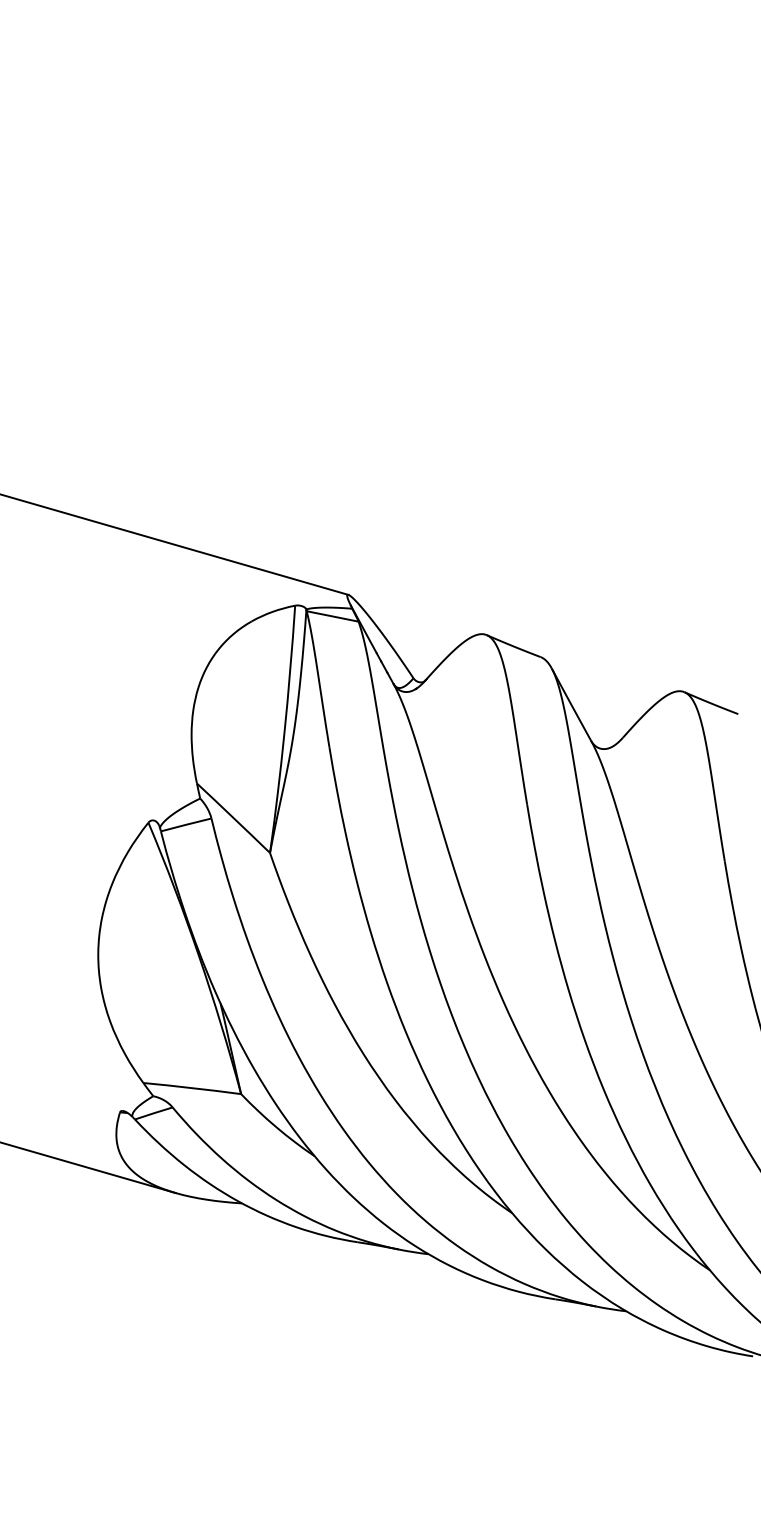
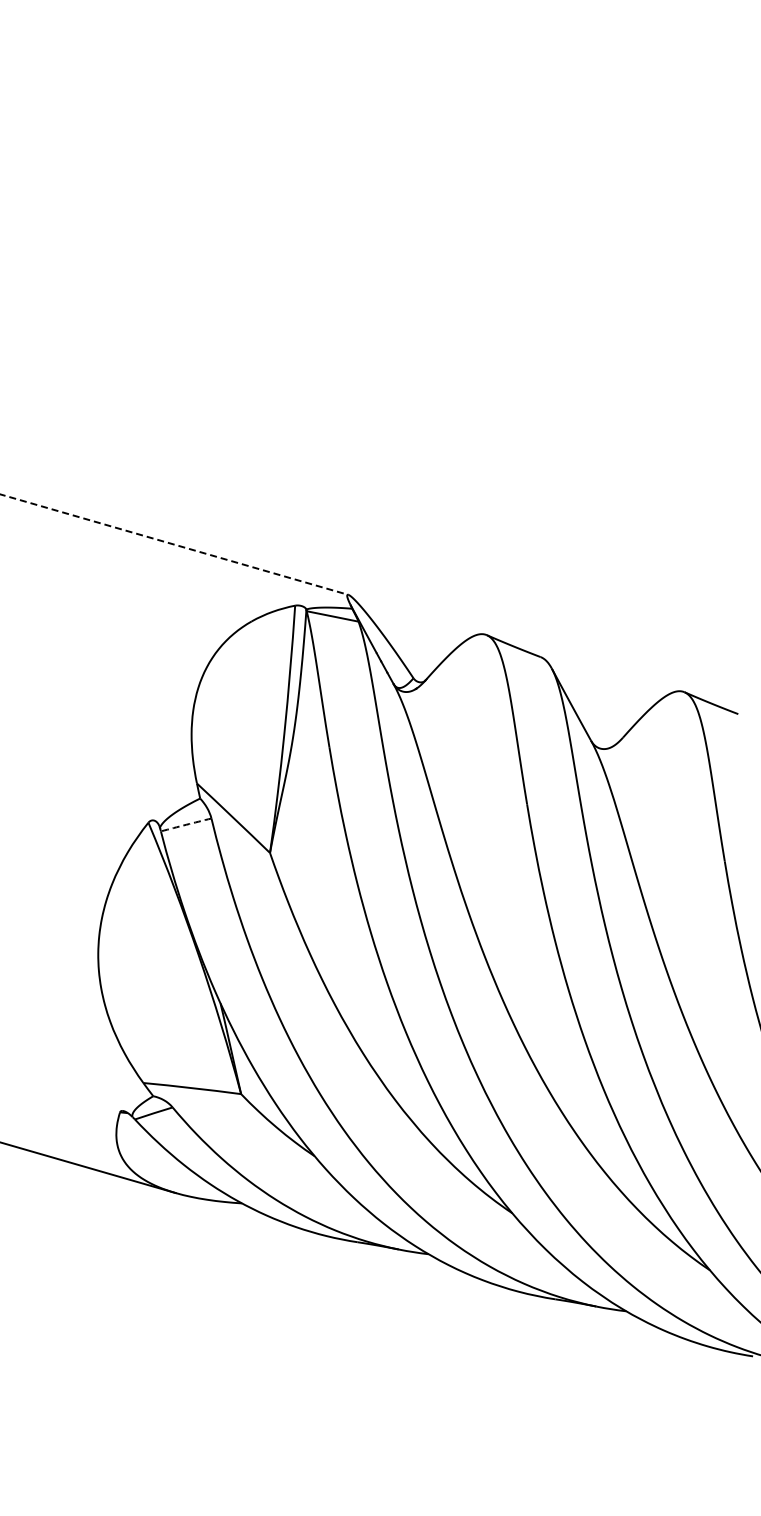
line: solid -> dashed (174, 544)
arc: solid -> dashed (186, 824)
